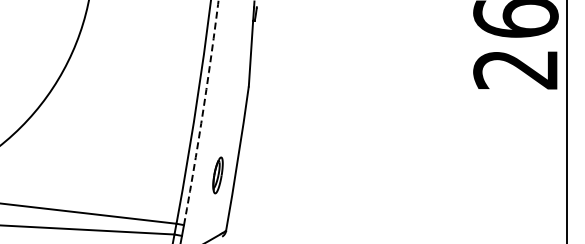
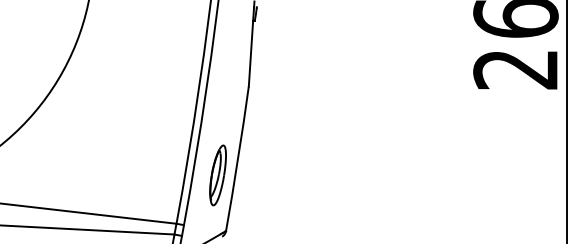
arc: dashed -> solid (202, 112)
part size: 12x39 px -> 18x63 px (217, 175)
